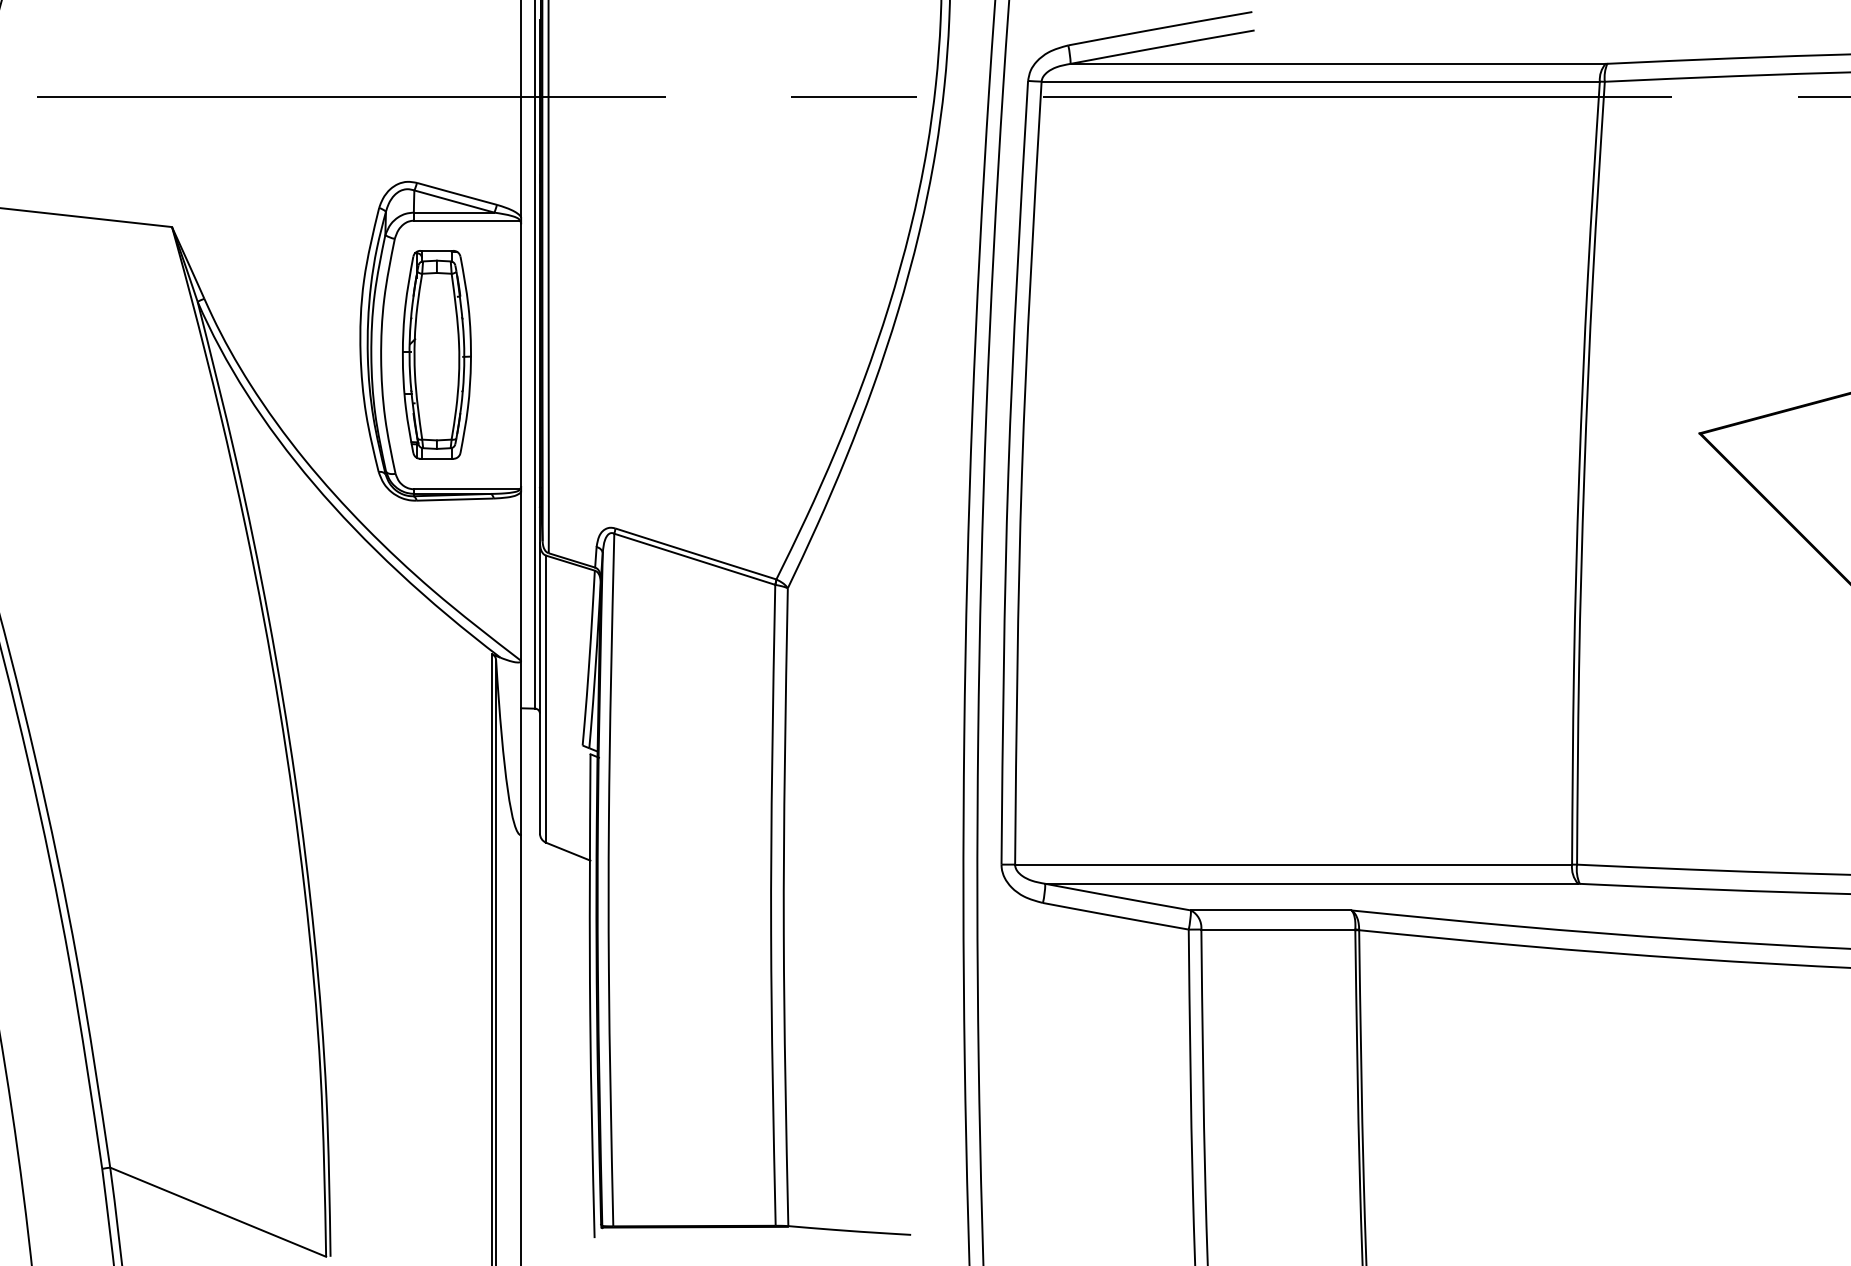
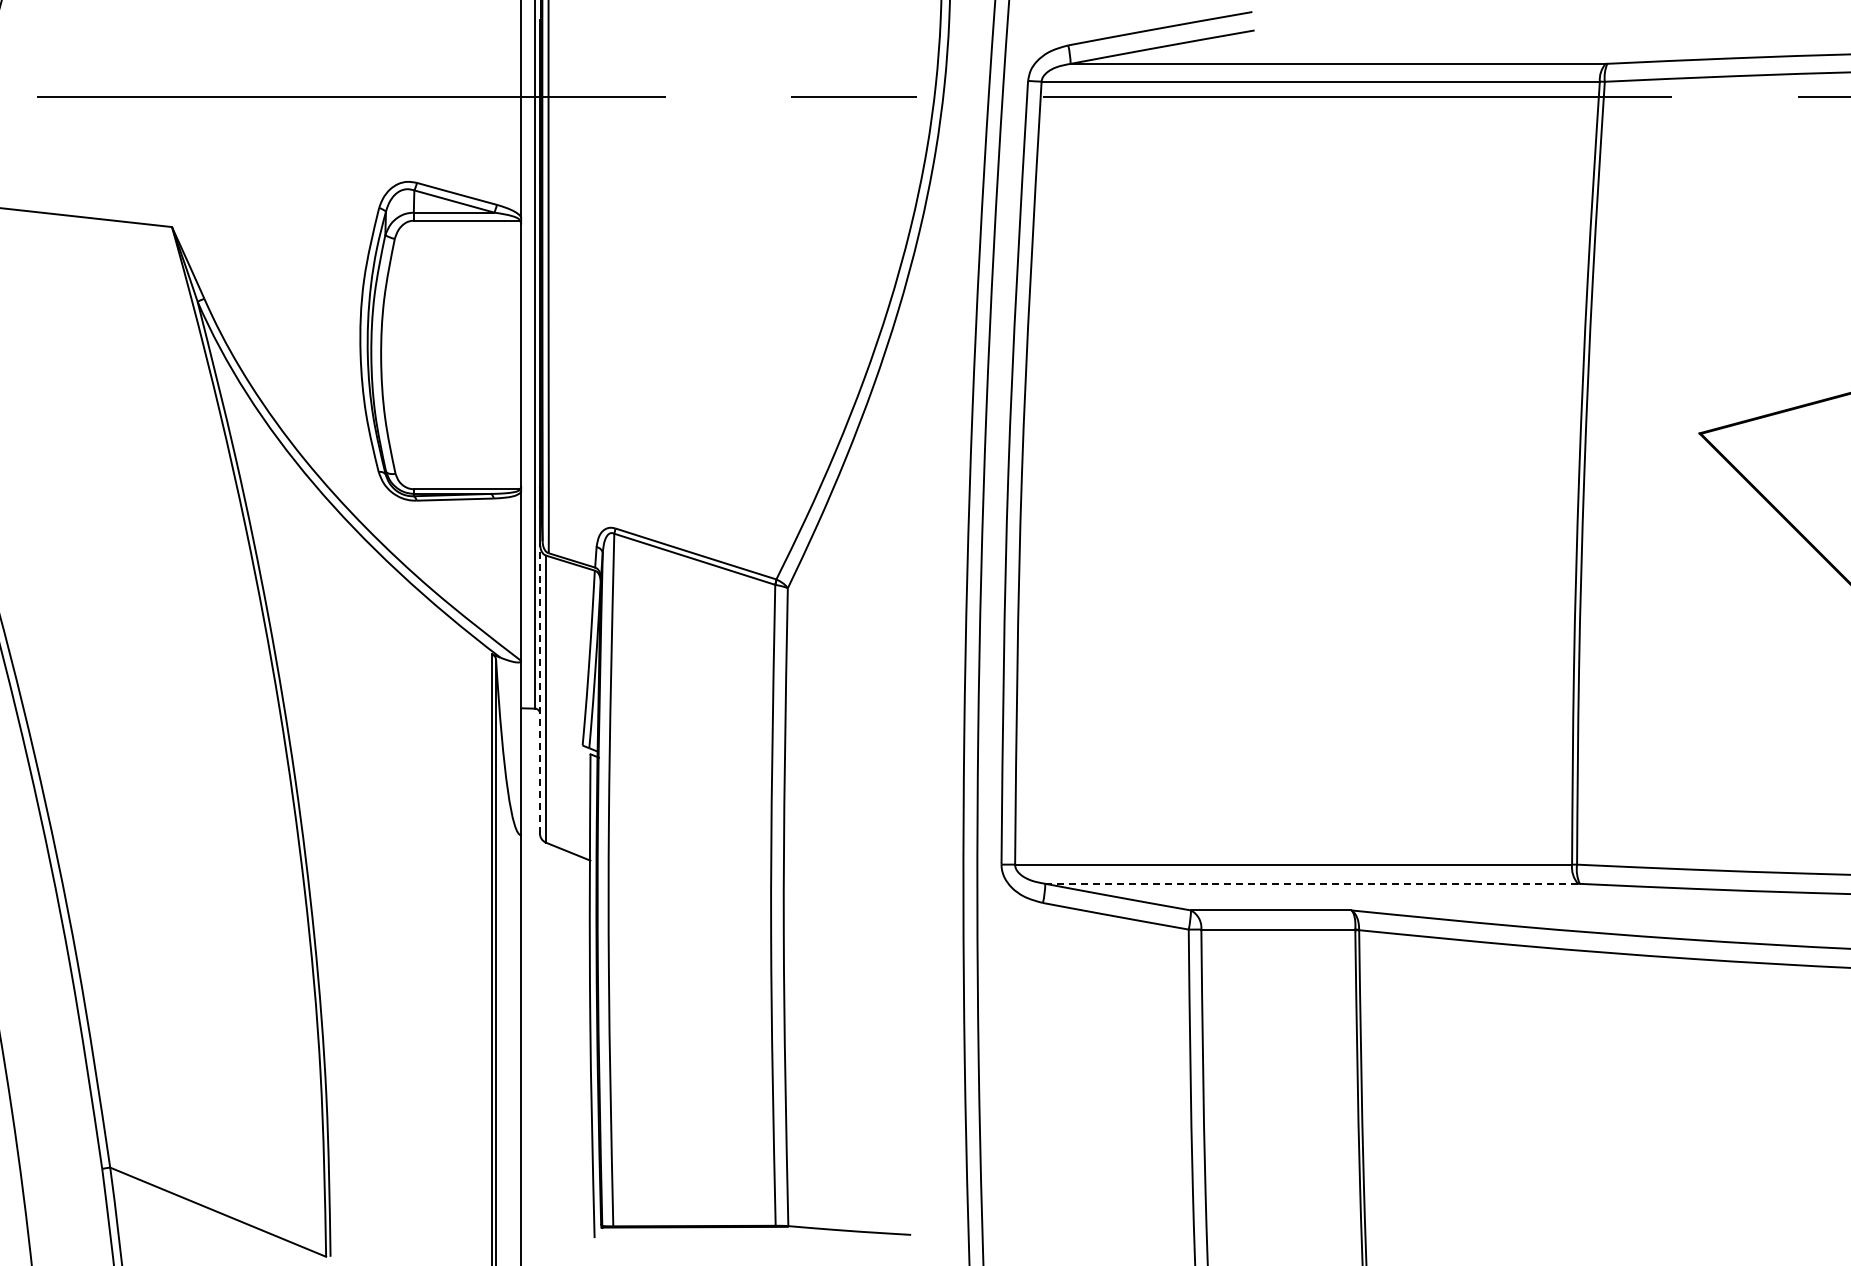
part: present -> none (436, 354)
line: solid -> dashed (539, 687)
line: solid -> dashed (1311, 883)
